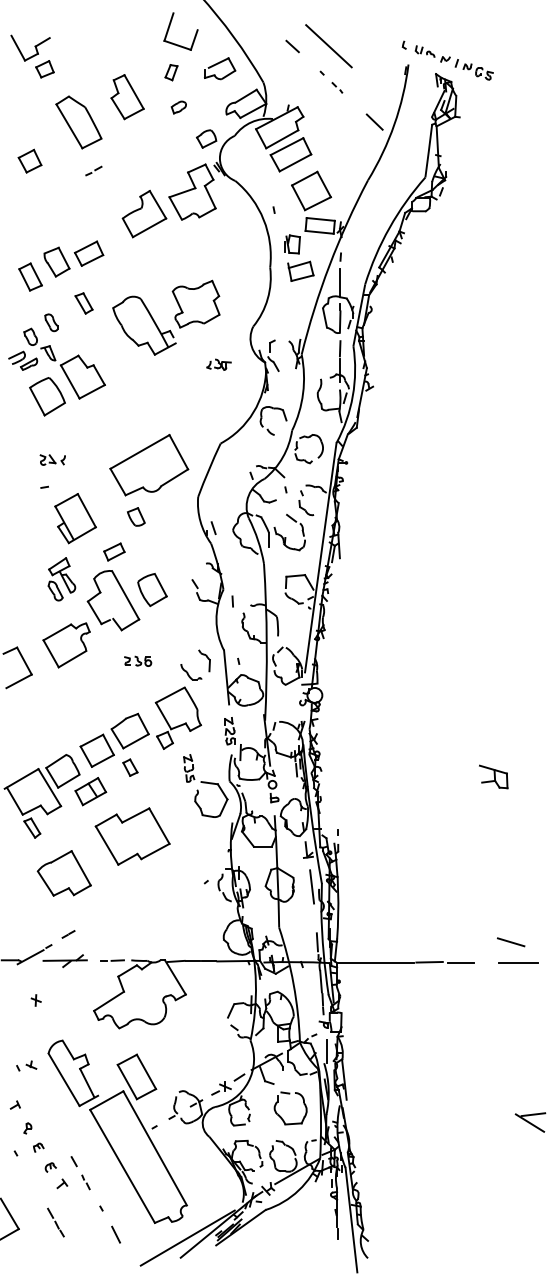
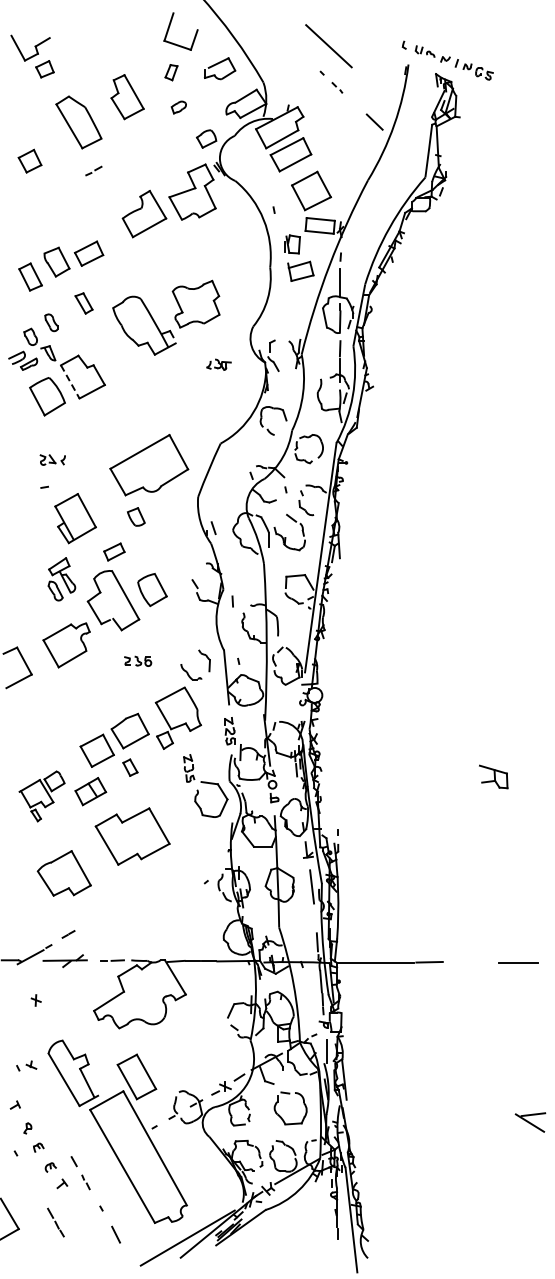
line: present -> none (292, 46)
line: solid -> dashed (70, 382)
part size: 78x85 px -> 48x53 px (41, 796)
line: present -> none (510, 942)
line: present -> none (460, 962)
